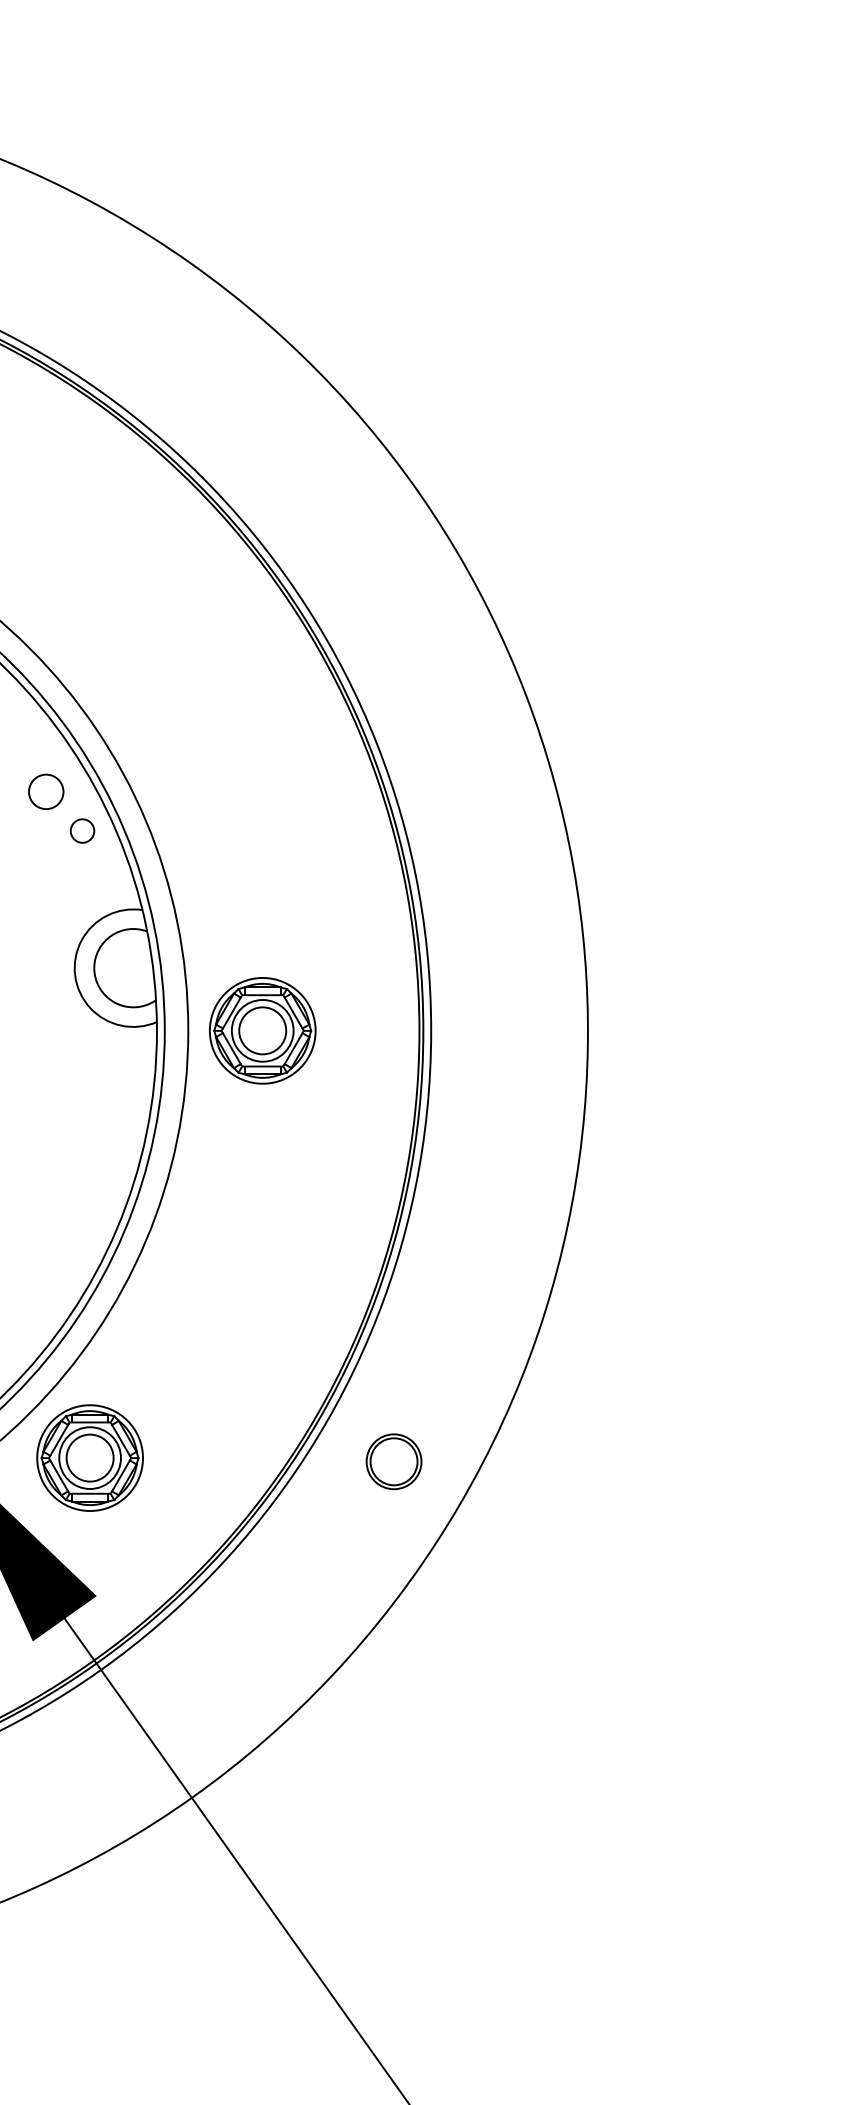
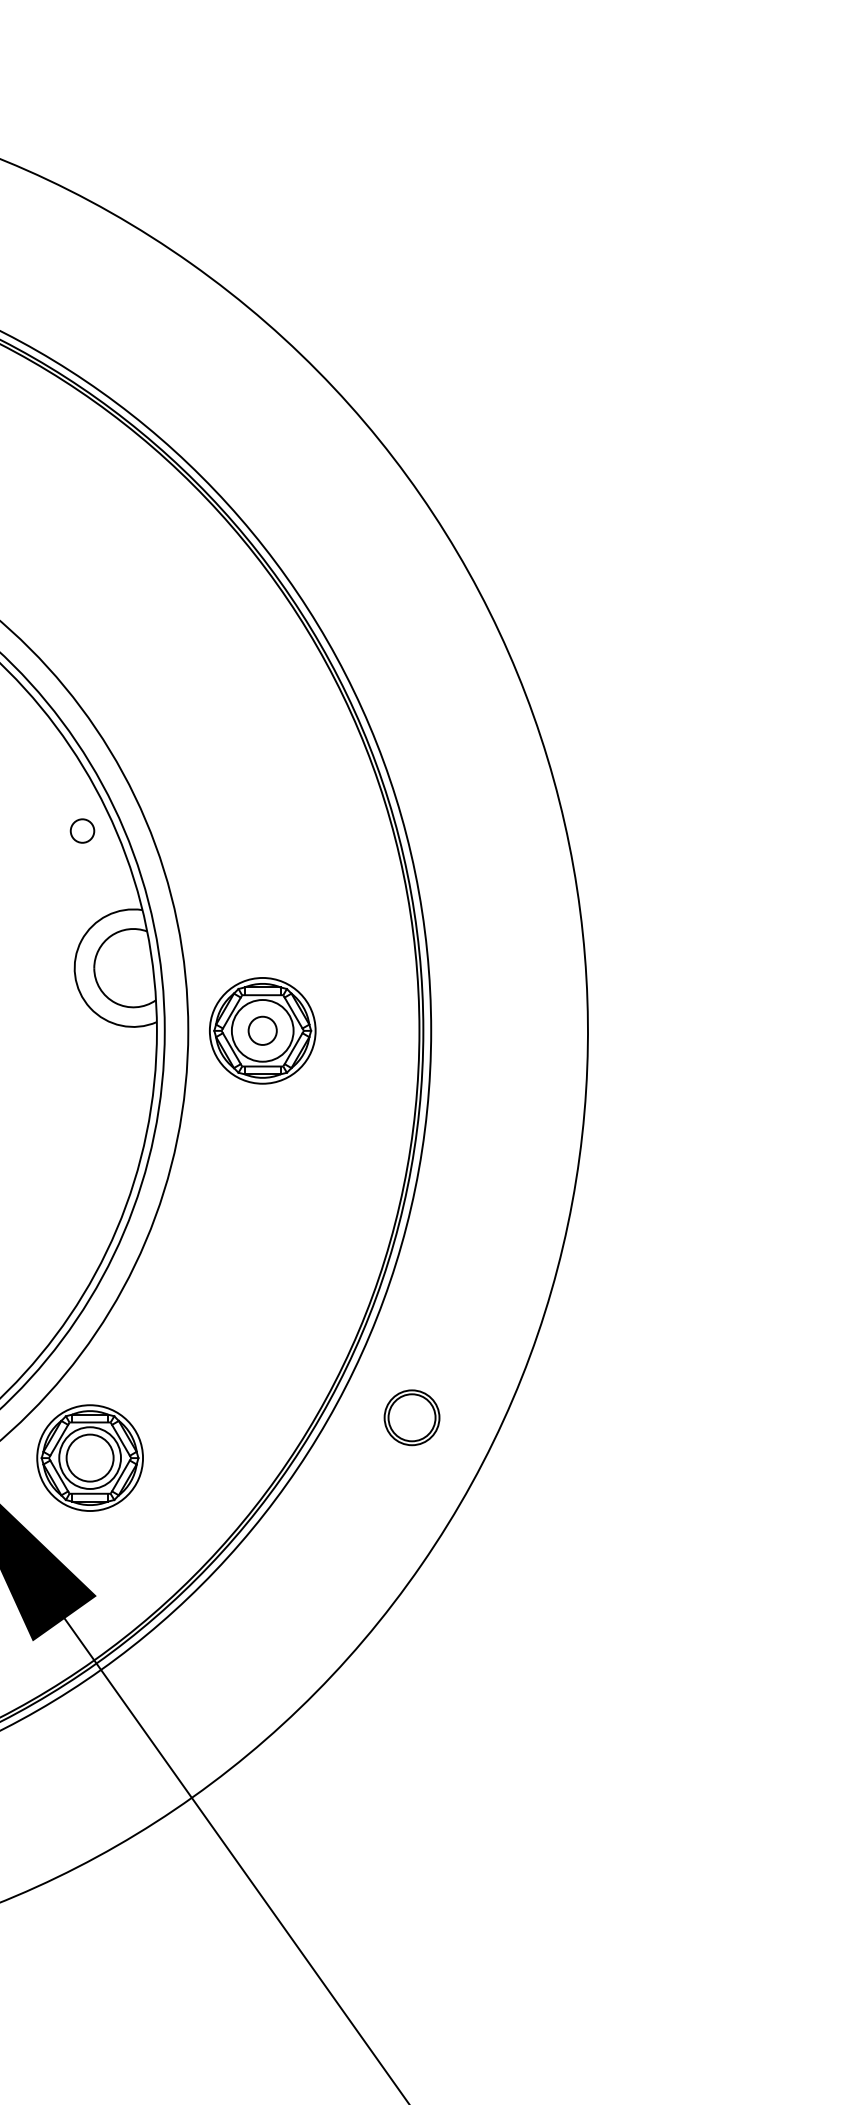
circle: present -> none (46, 791)
circle diameter: 47 px -> 28 px (262, 1030)
part position: (393, 1461) -> (411, 1417) (411, 1417)
